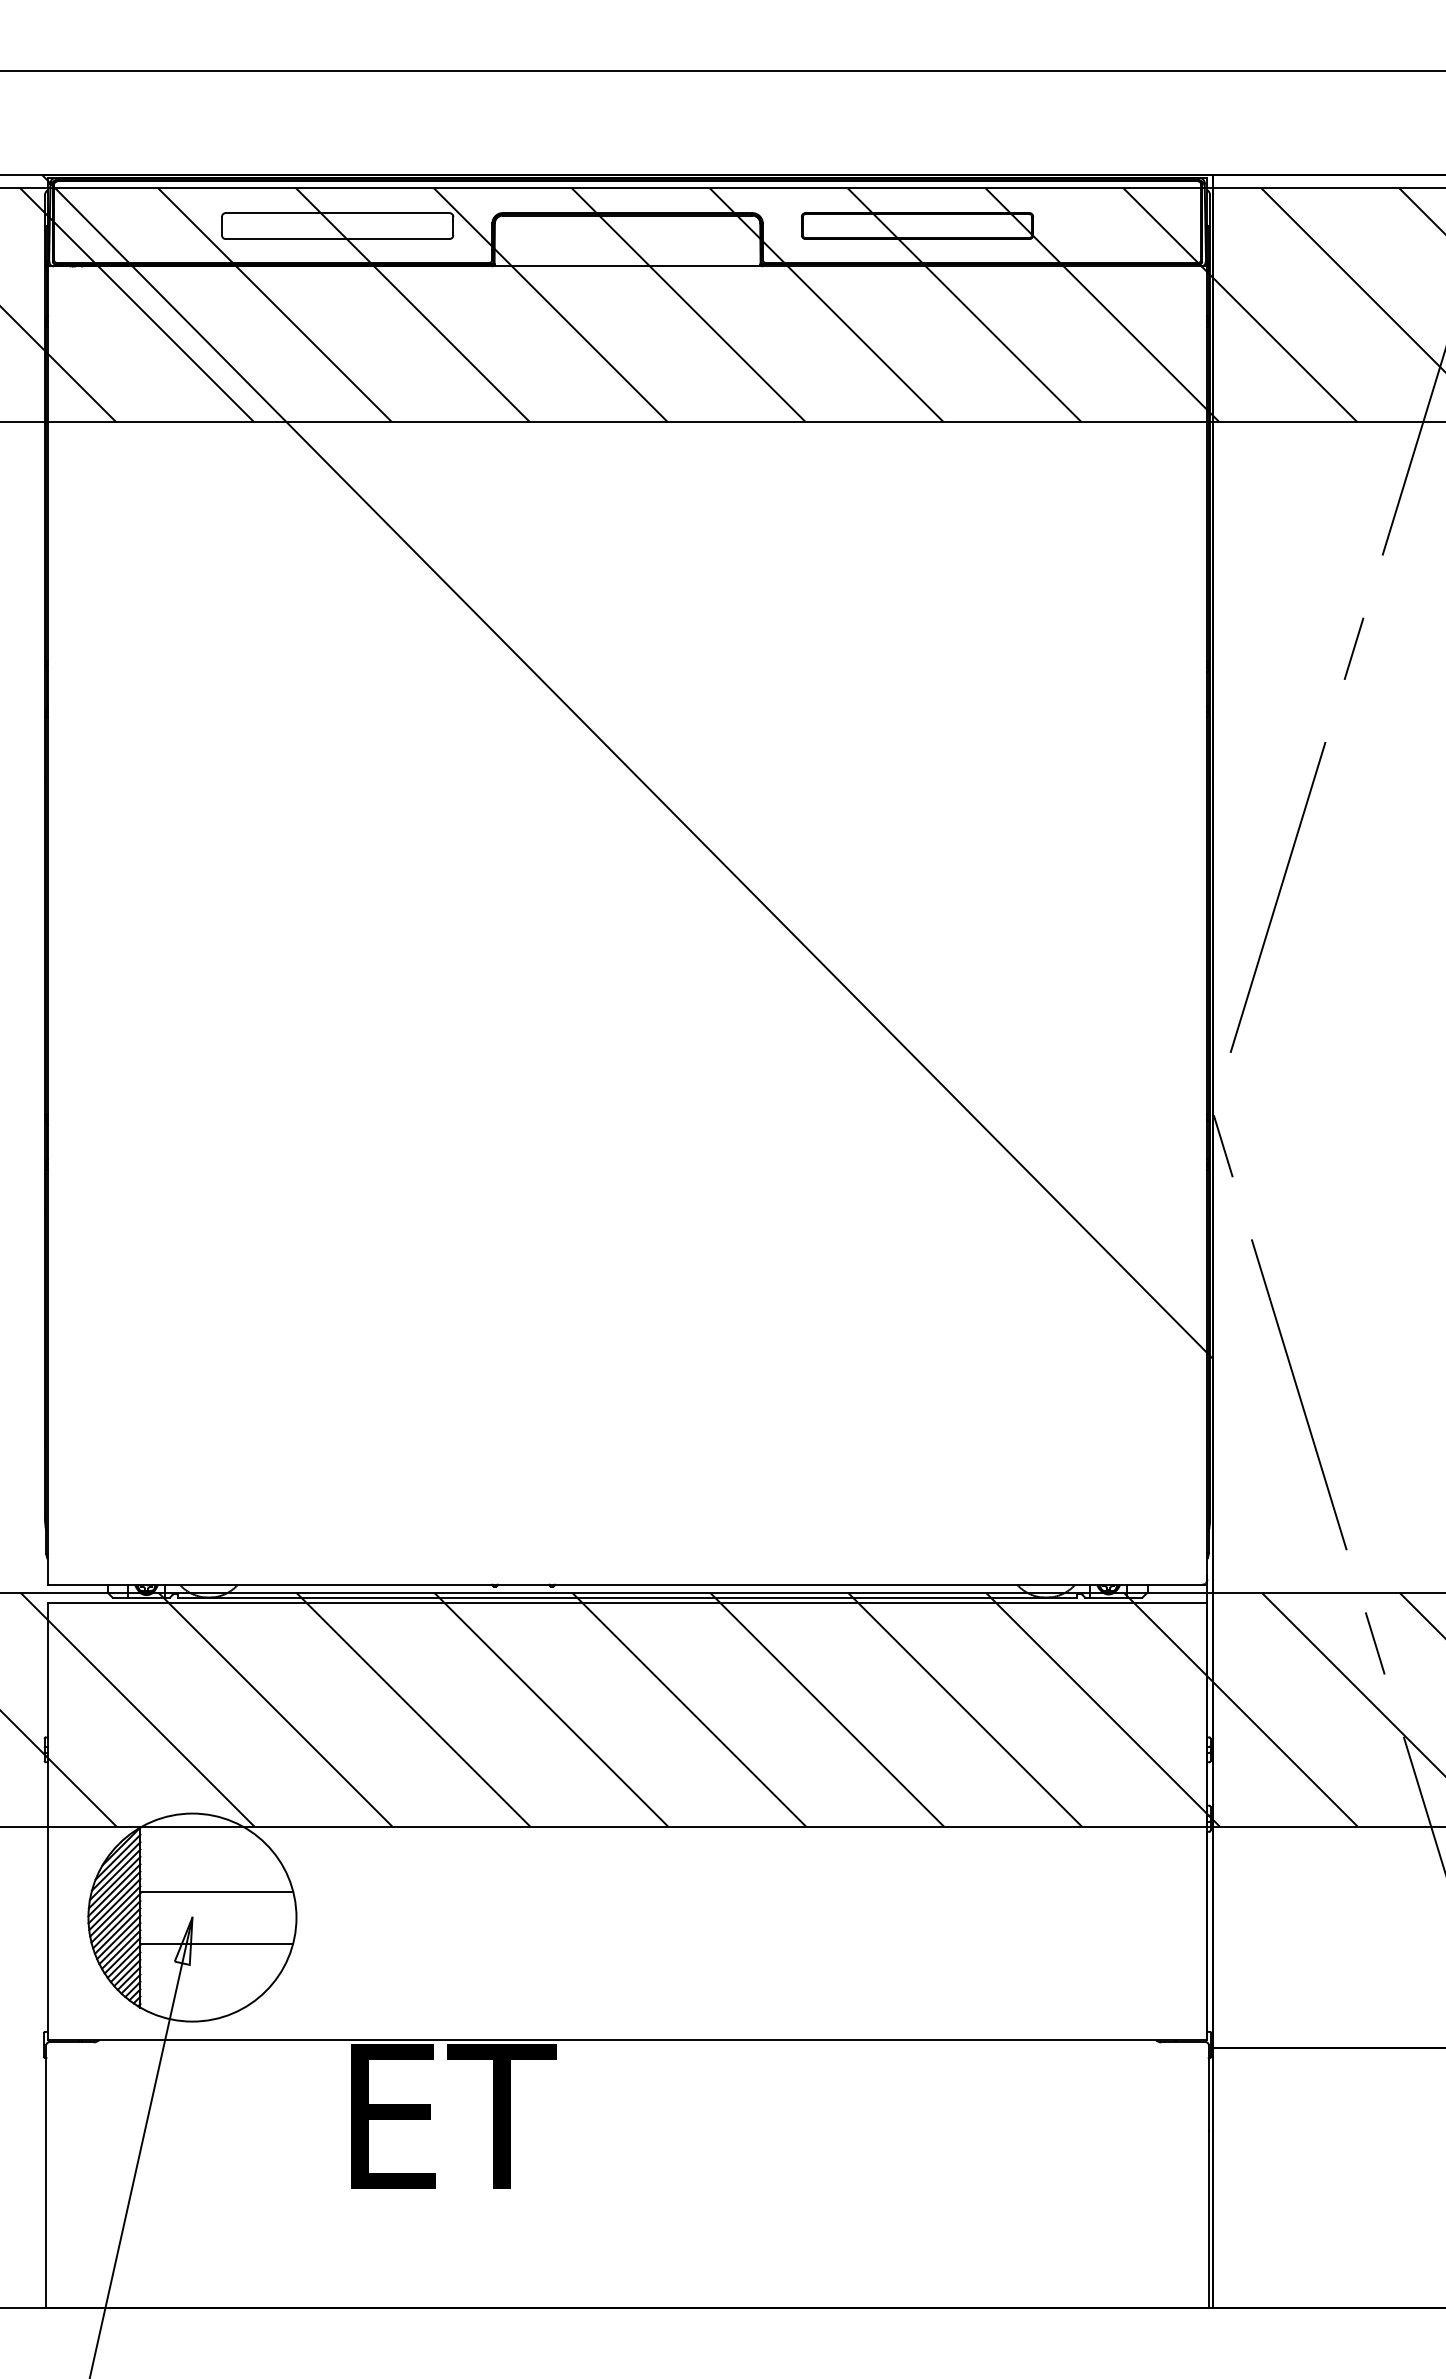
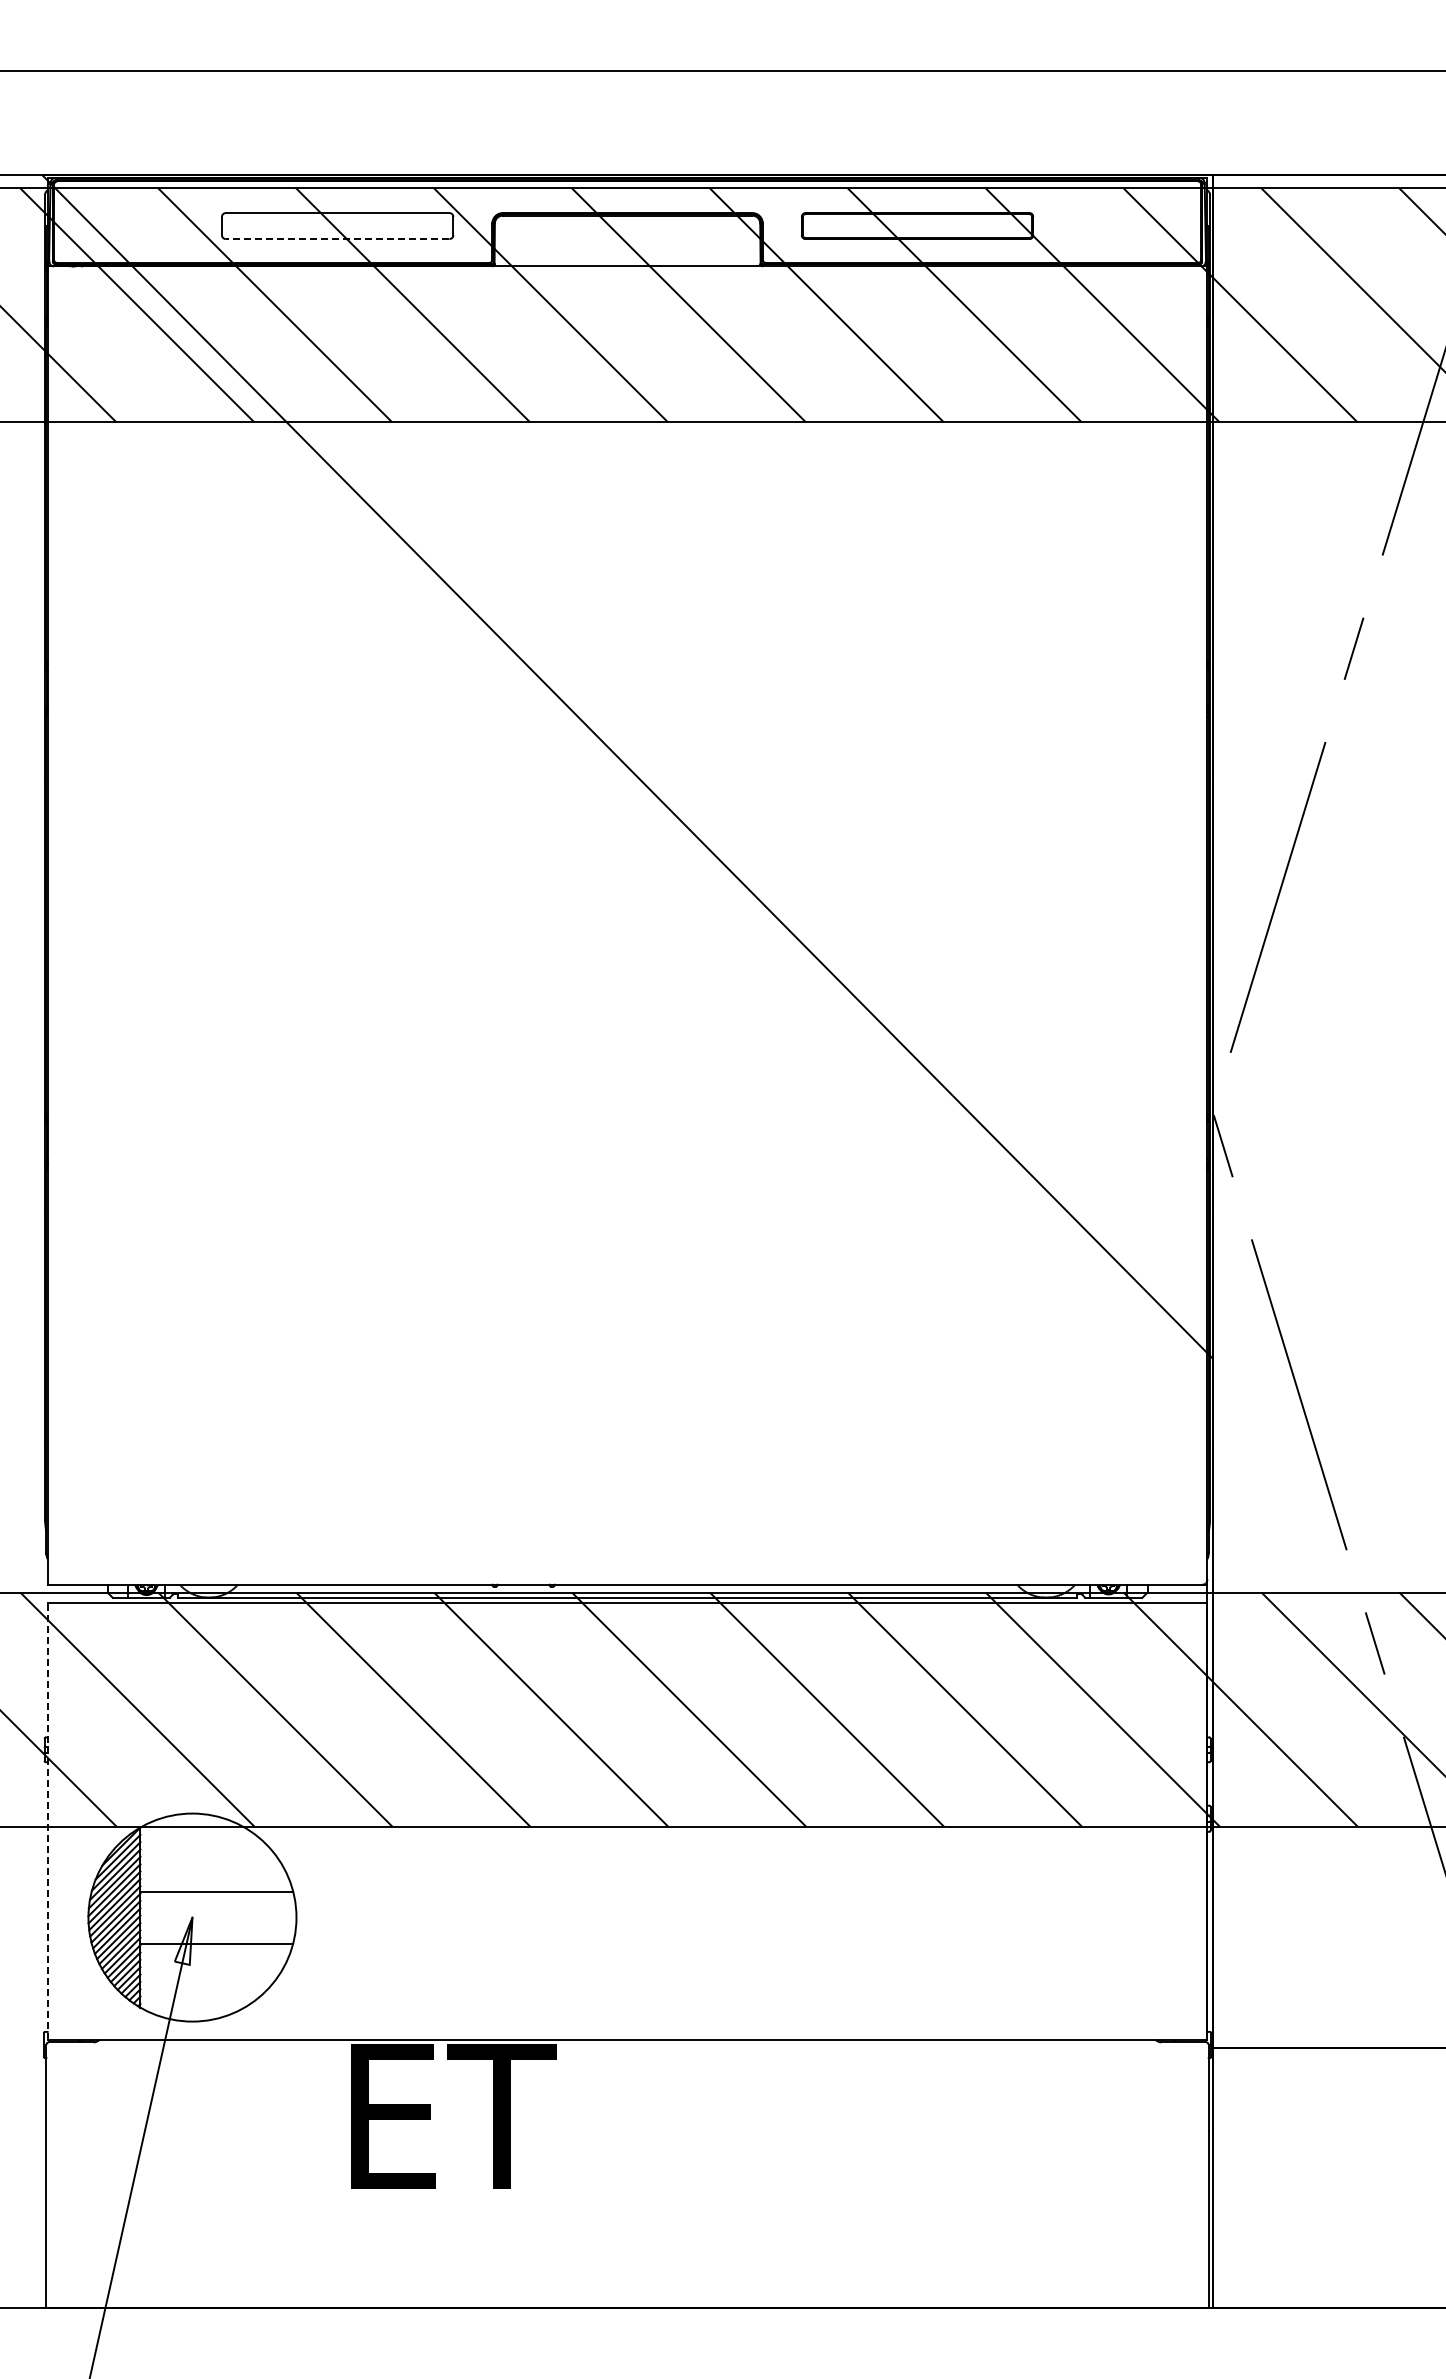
line: solid -> dashed (337, 239)
line: solid -> dashed (47, 1820)
